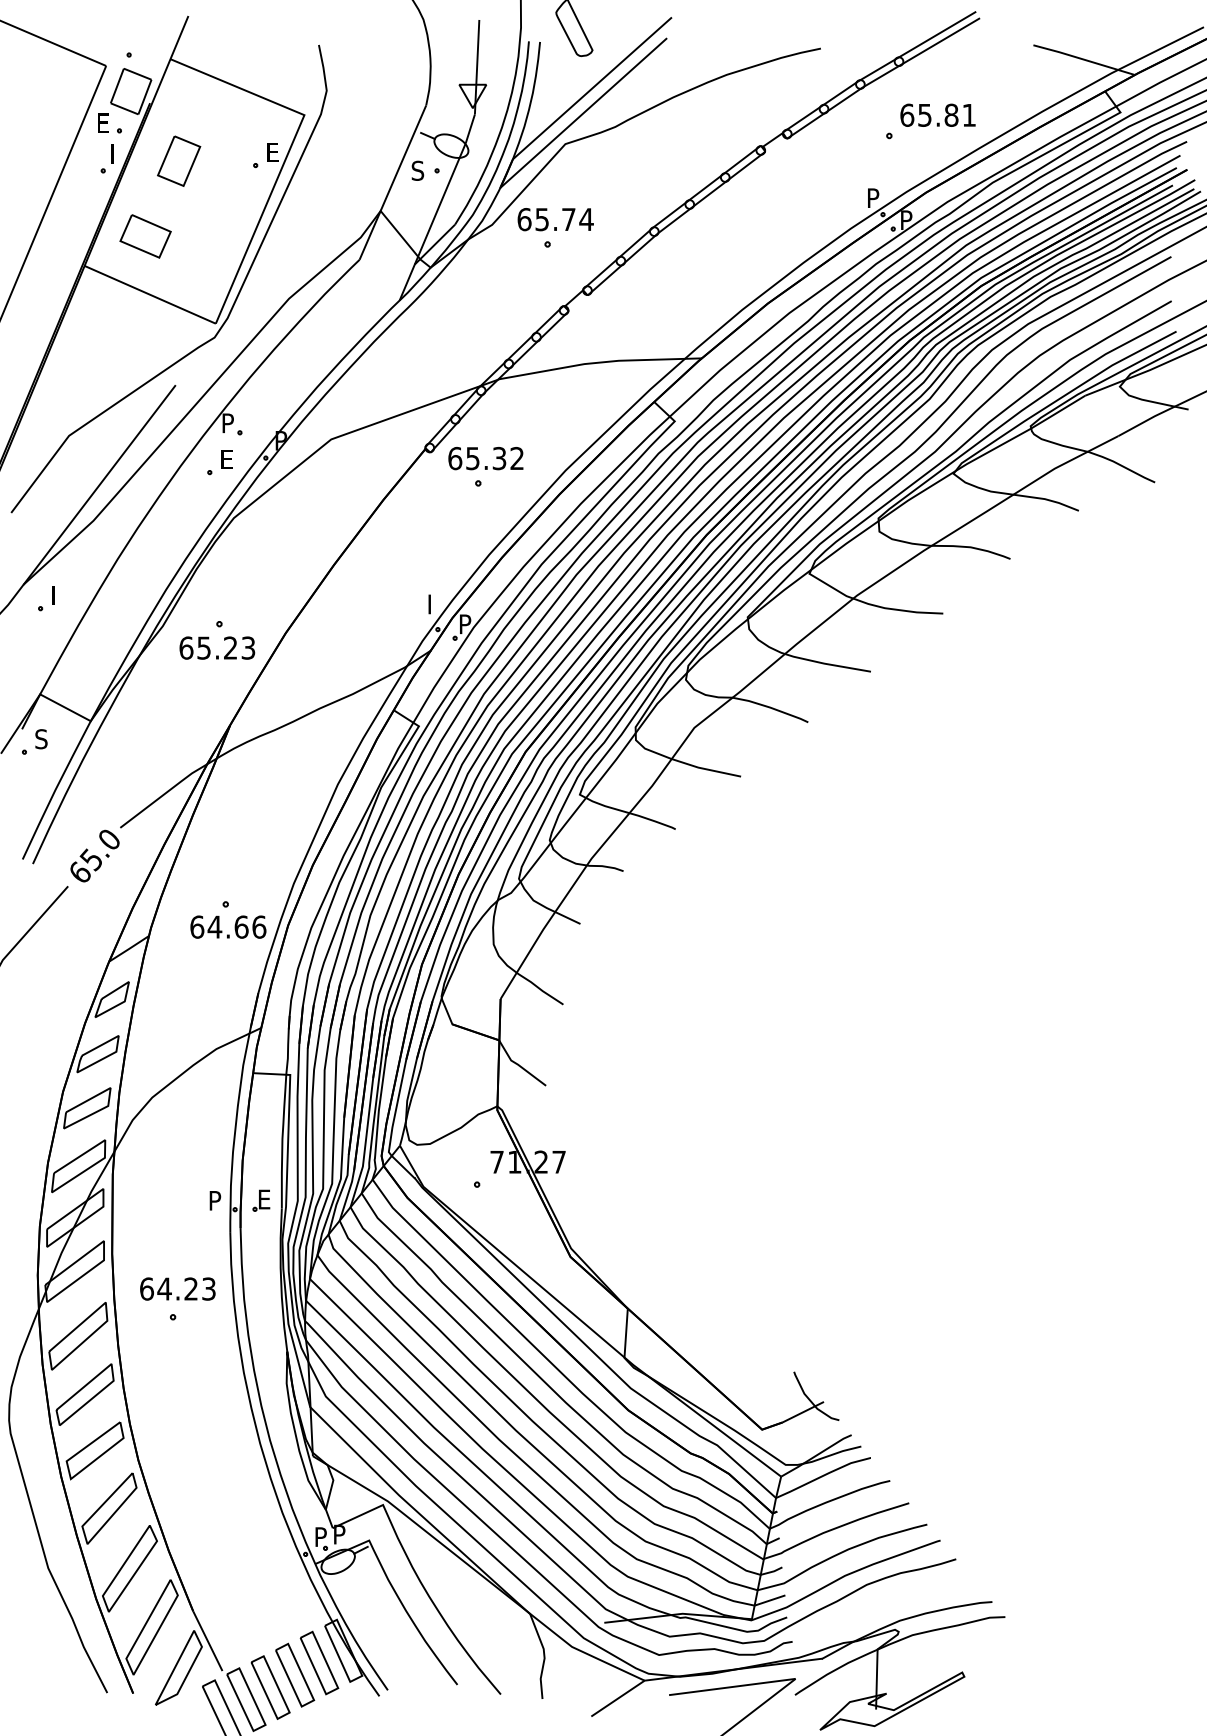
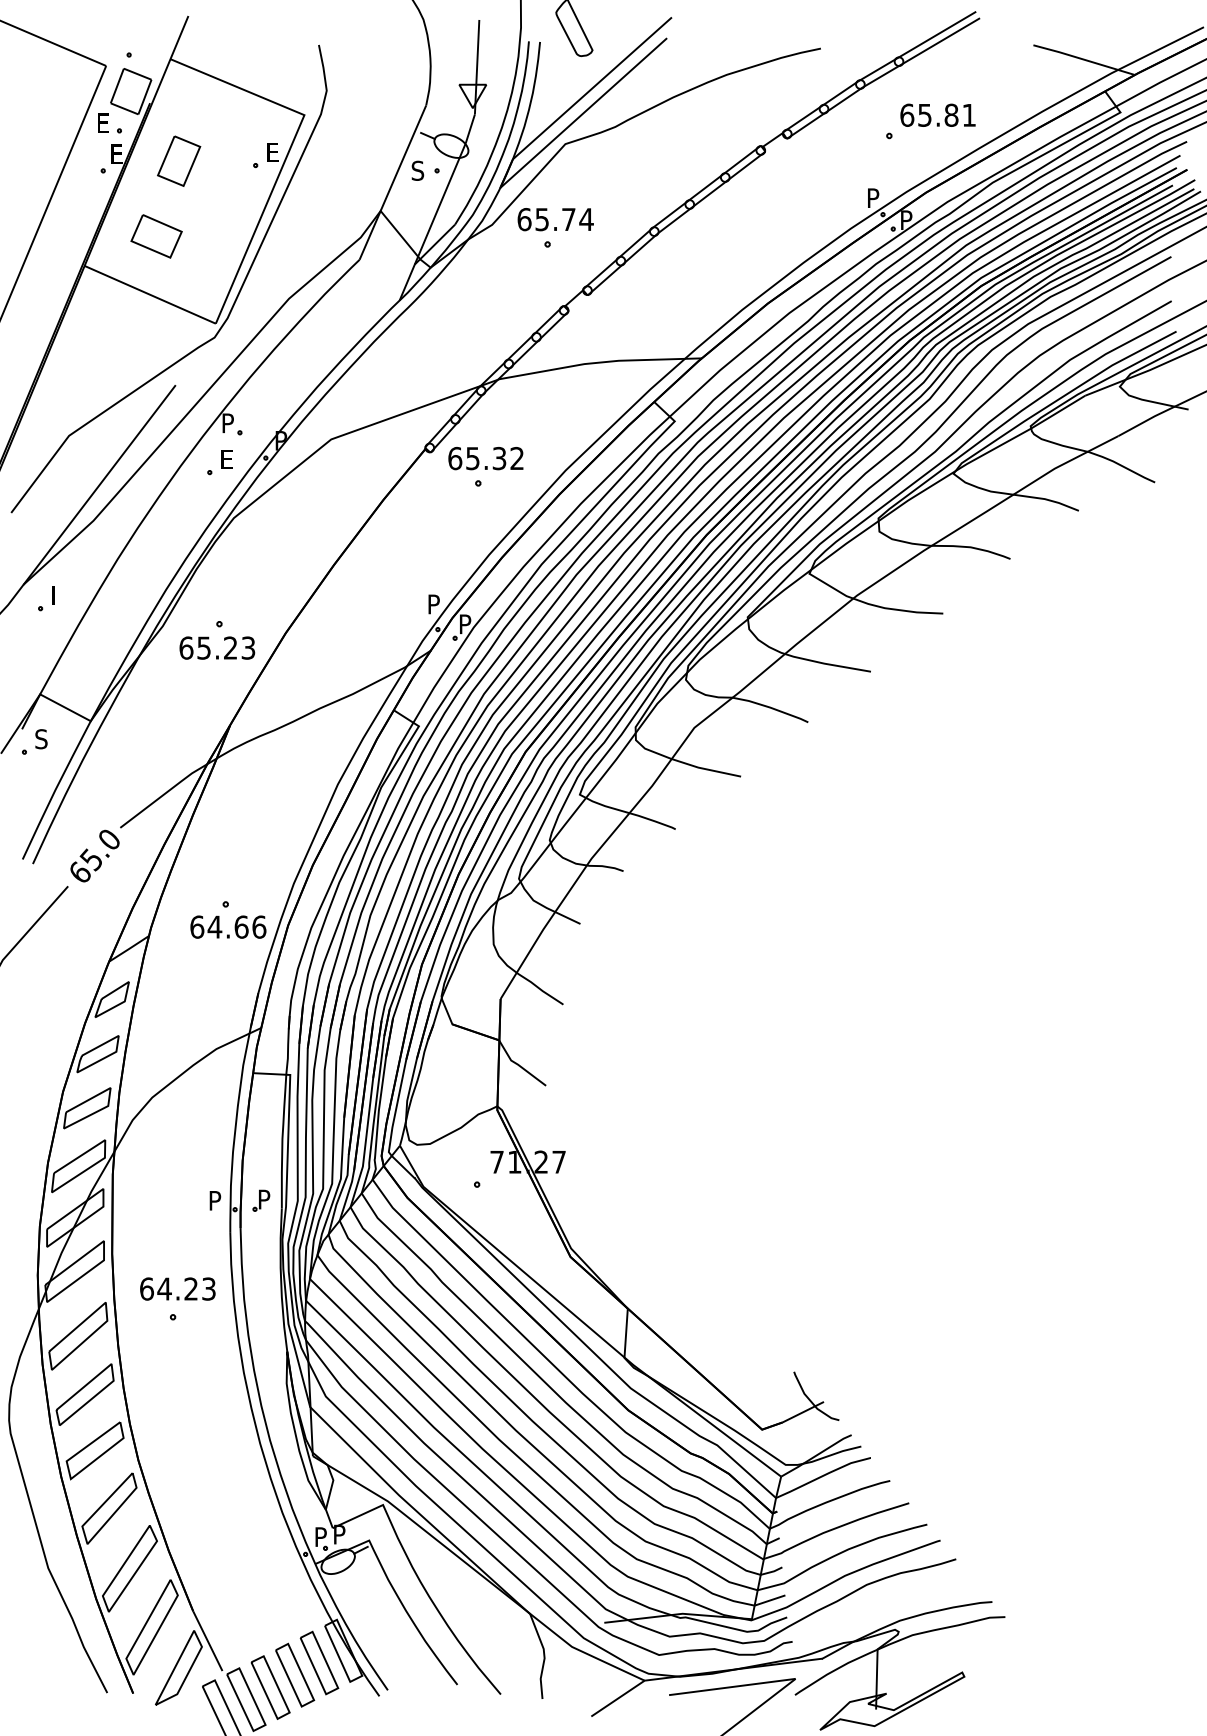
text: I -> E (118, 153)
part position: (145, 236) -> (156, 236) (156, 236)
text: I -> P (435, 600)
text: E -> P (265, 1199)
